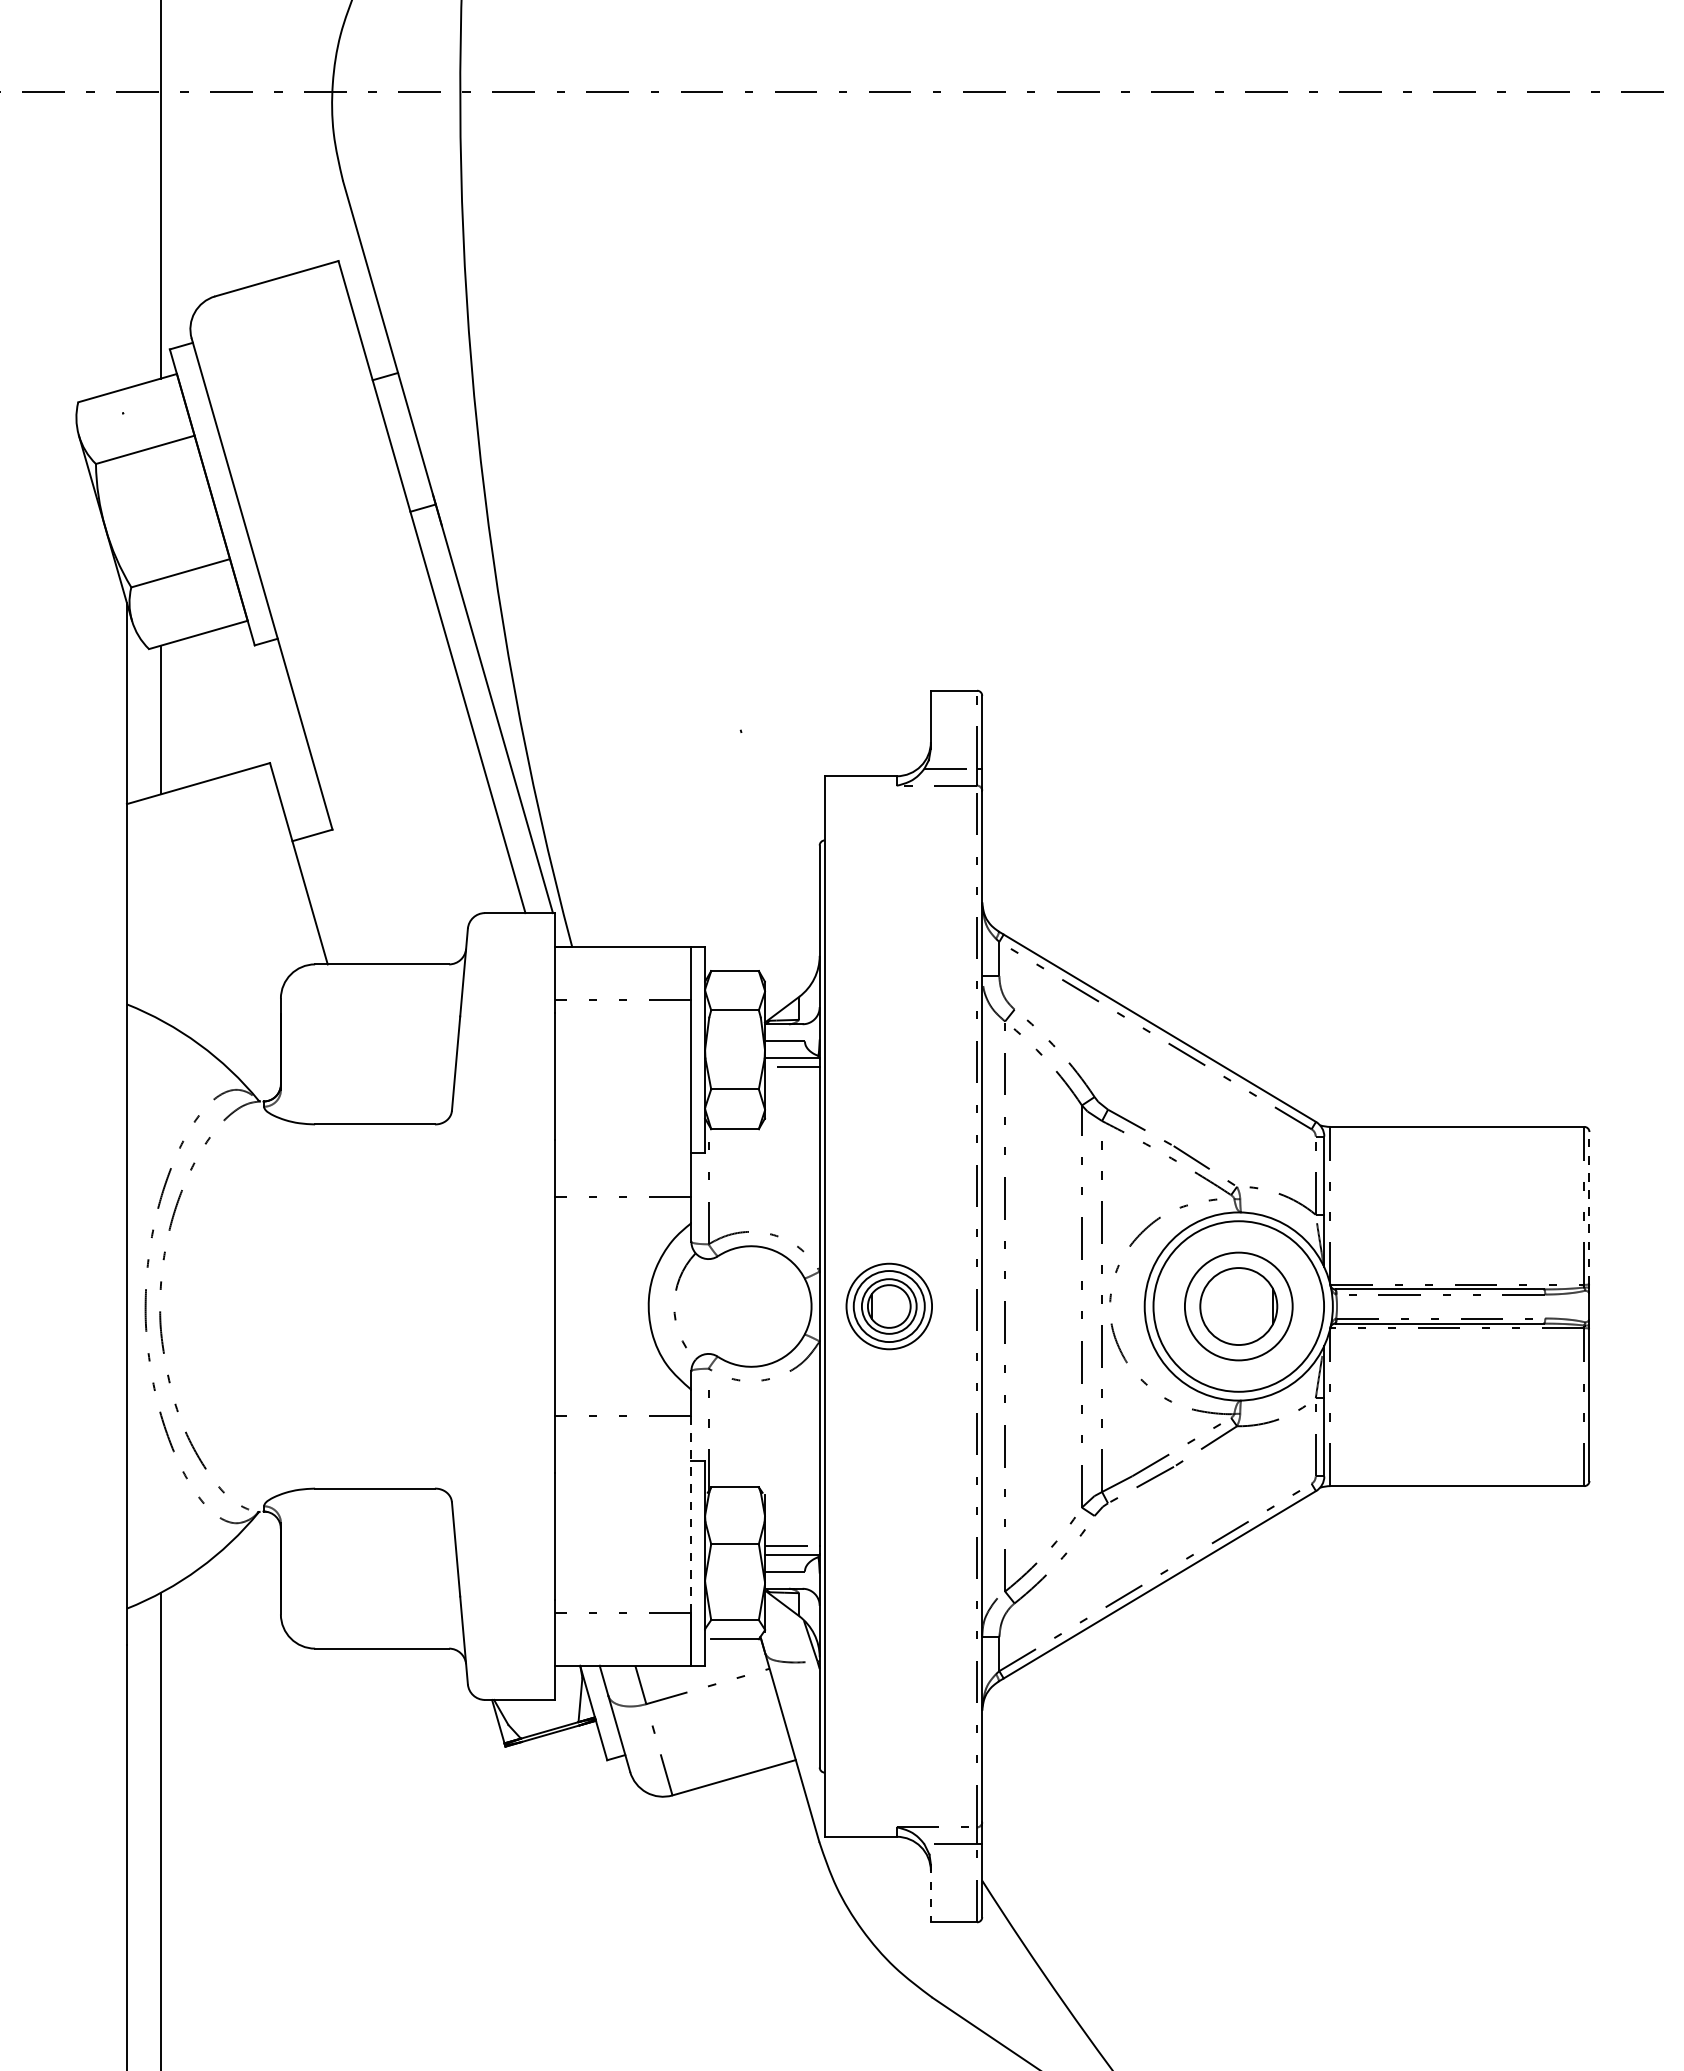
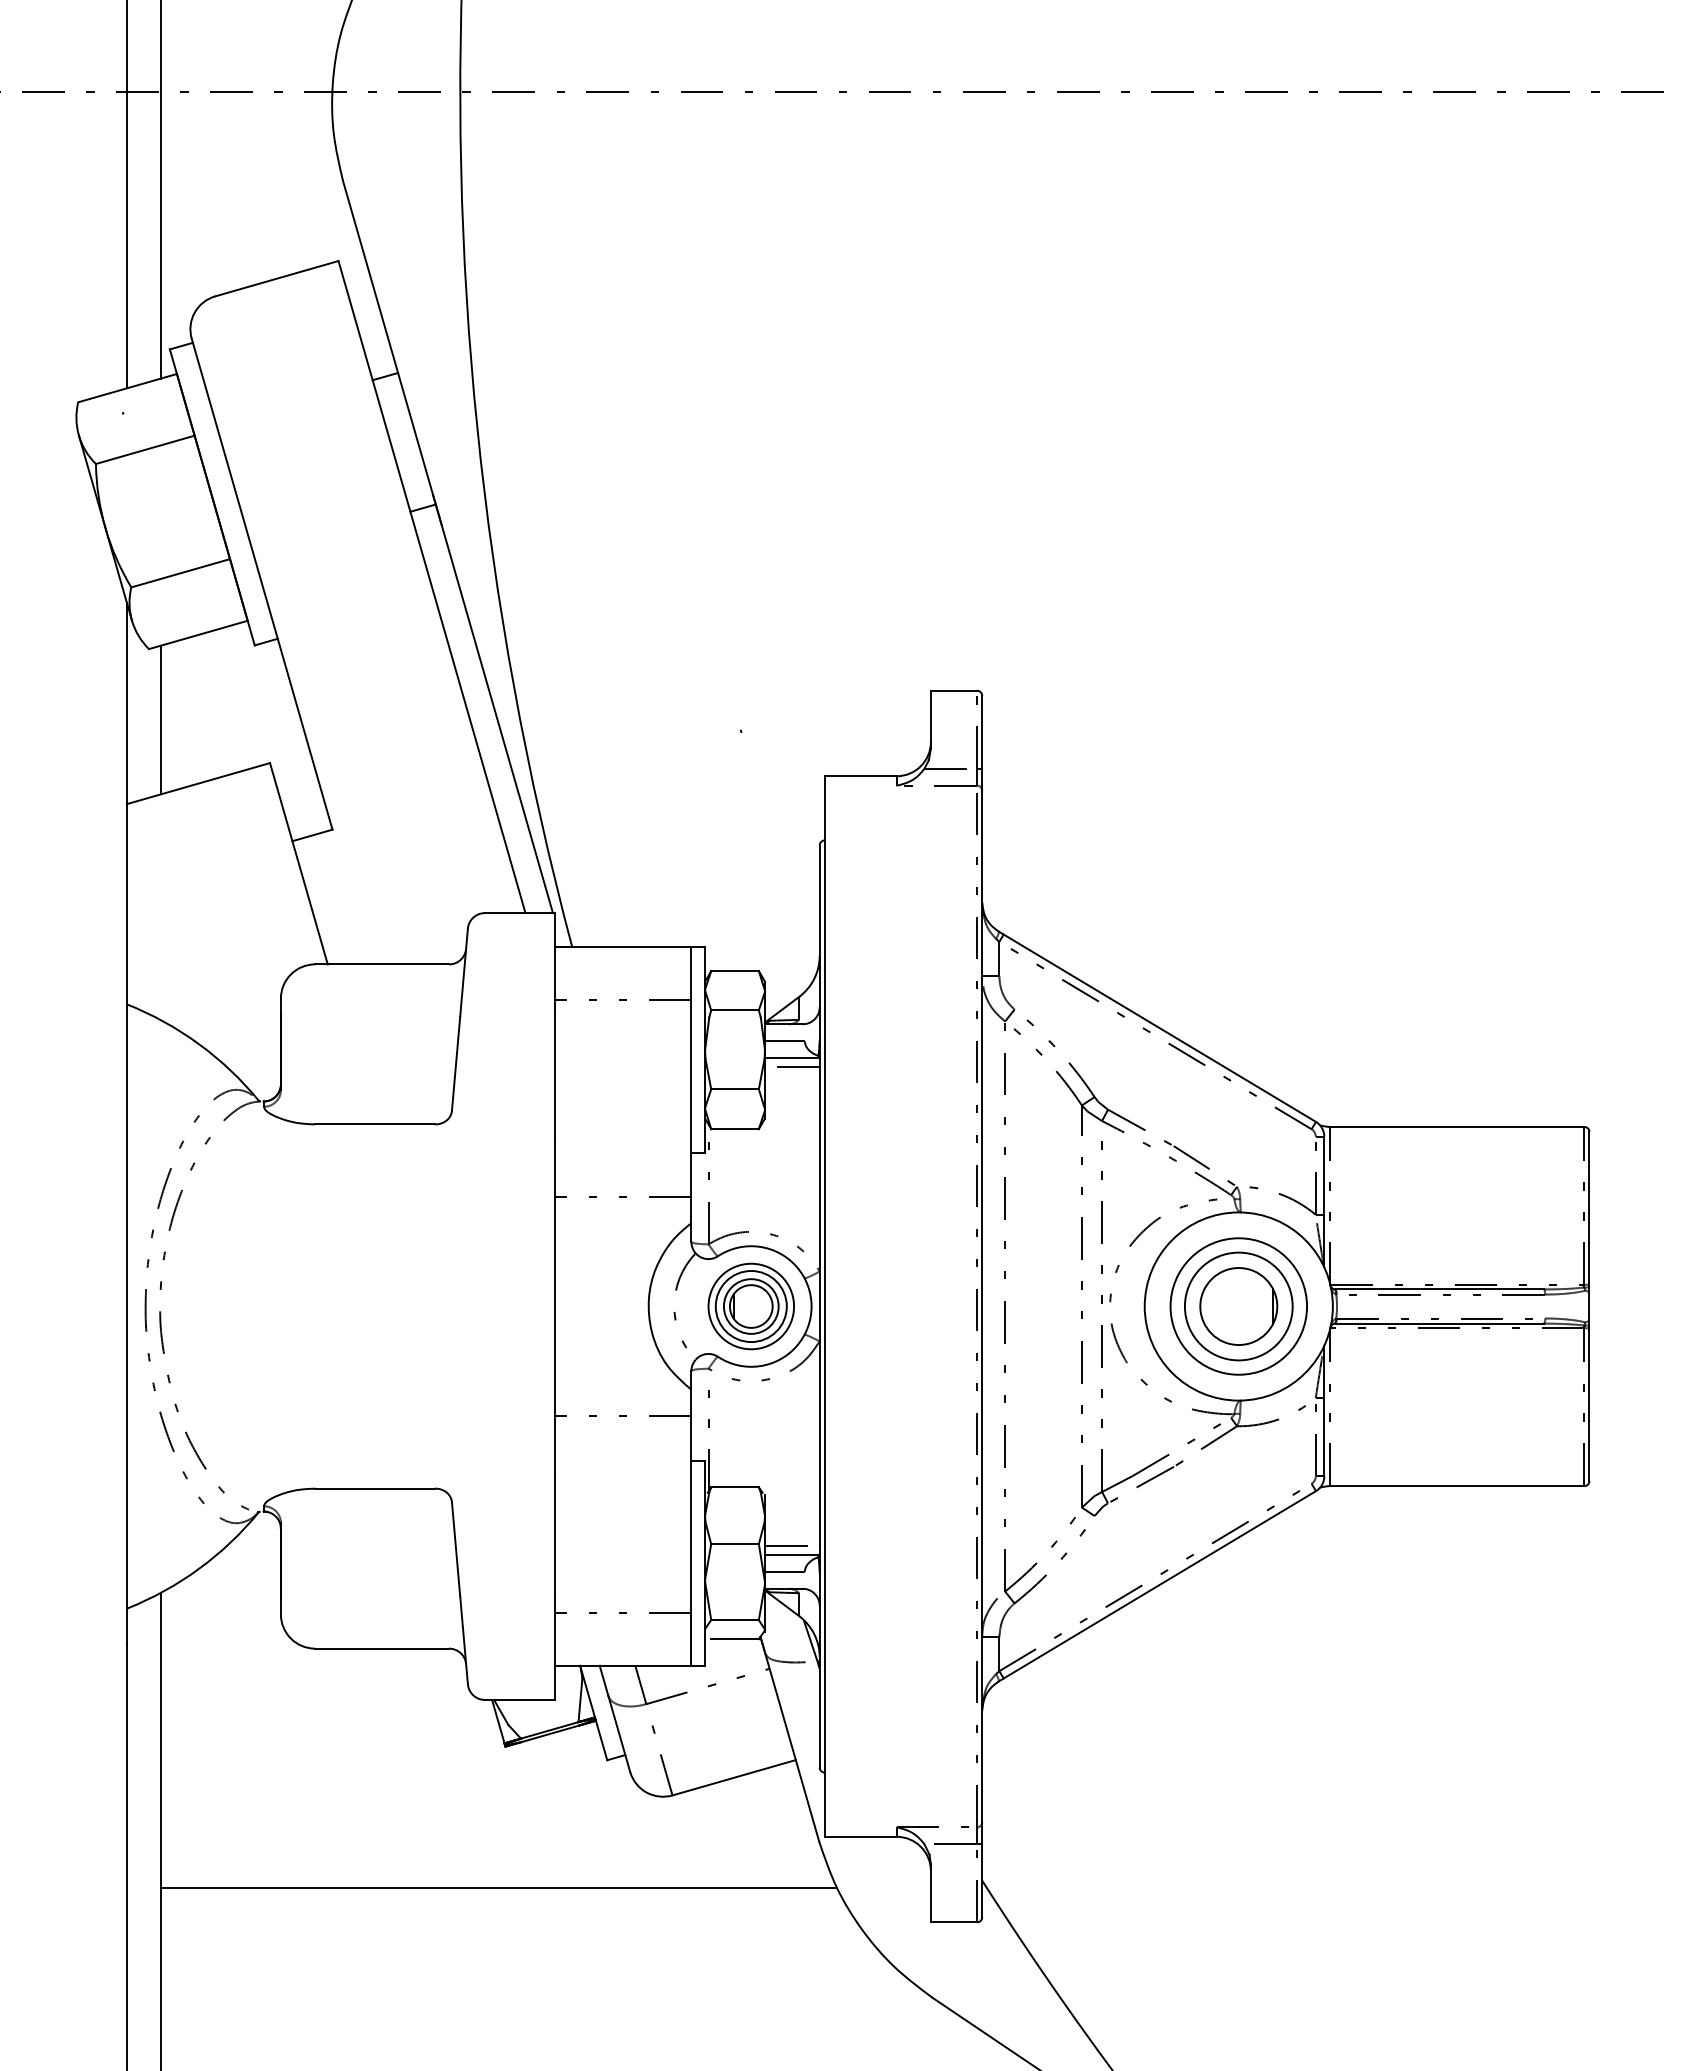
line: none -> present (126, 195)
line: dashed -> solid (1589, 1207)
part position: (888, 1306) -> (750, 1306) (750, 1306)
circle diameter: 171 px -> 136 px (1238, 1306)
line: dashed -> solid (691, 1513)
line: none -> present (499, 1888)
line: dashed -> solid (930, 1893)
